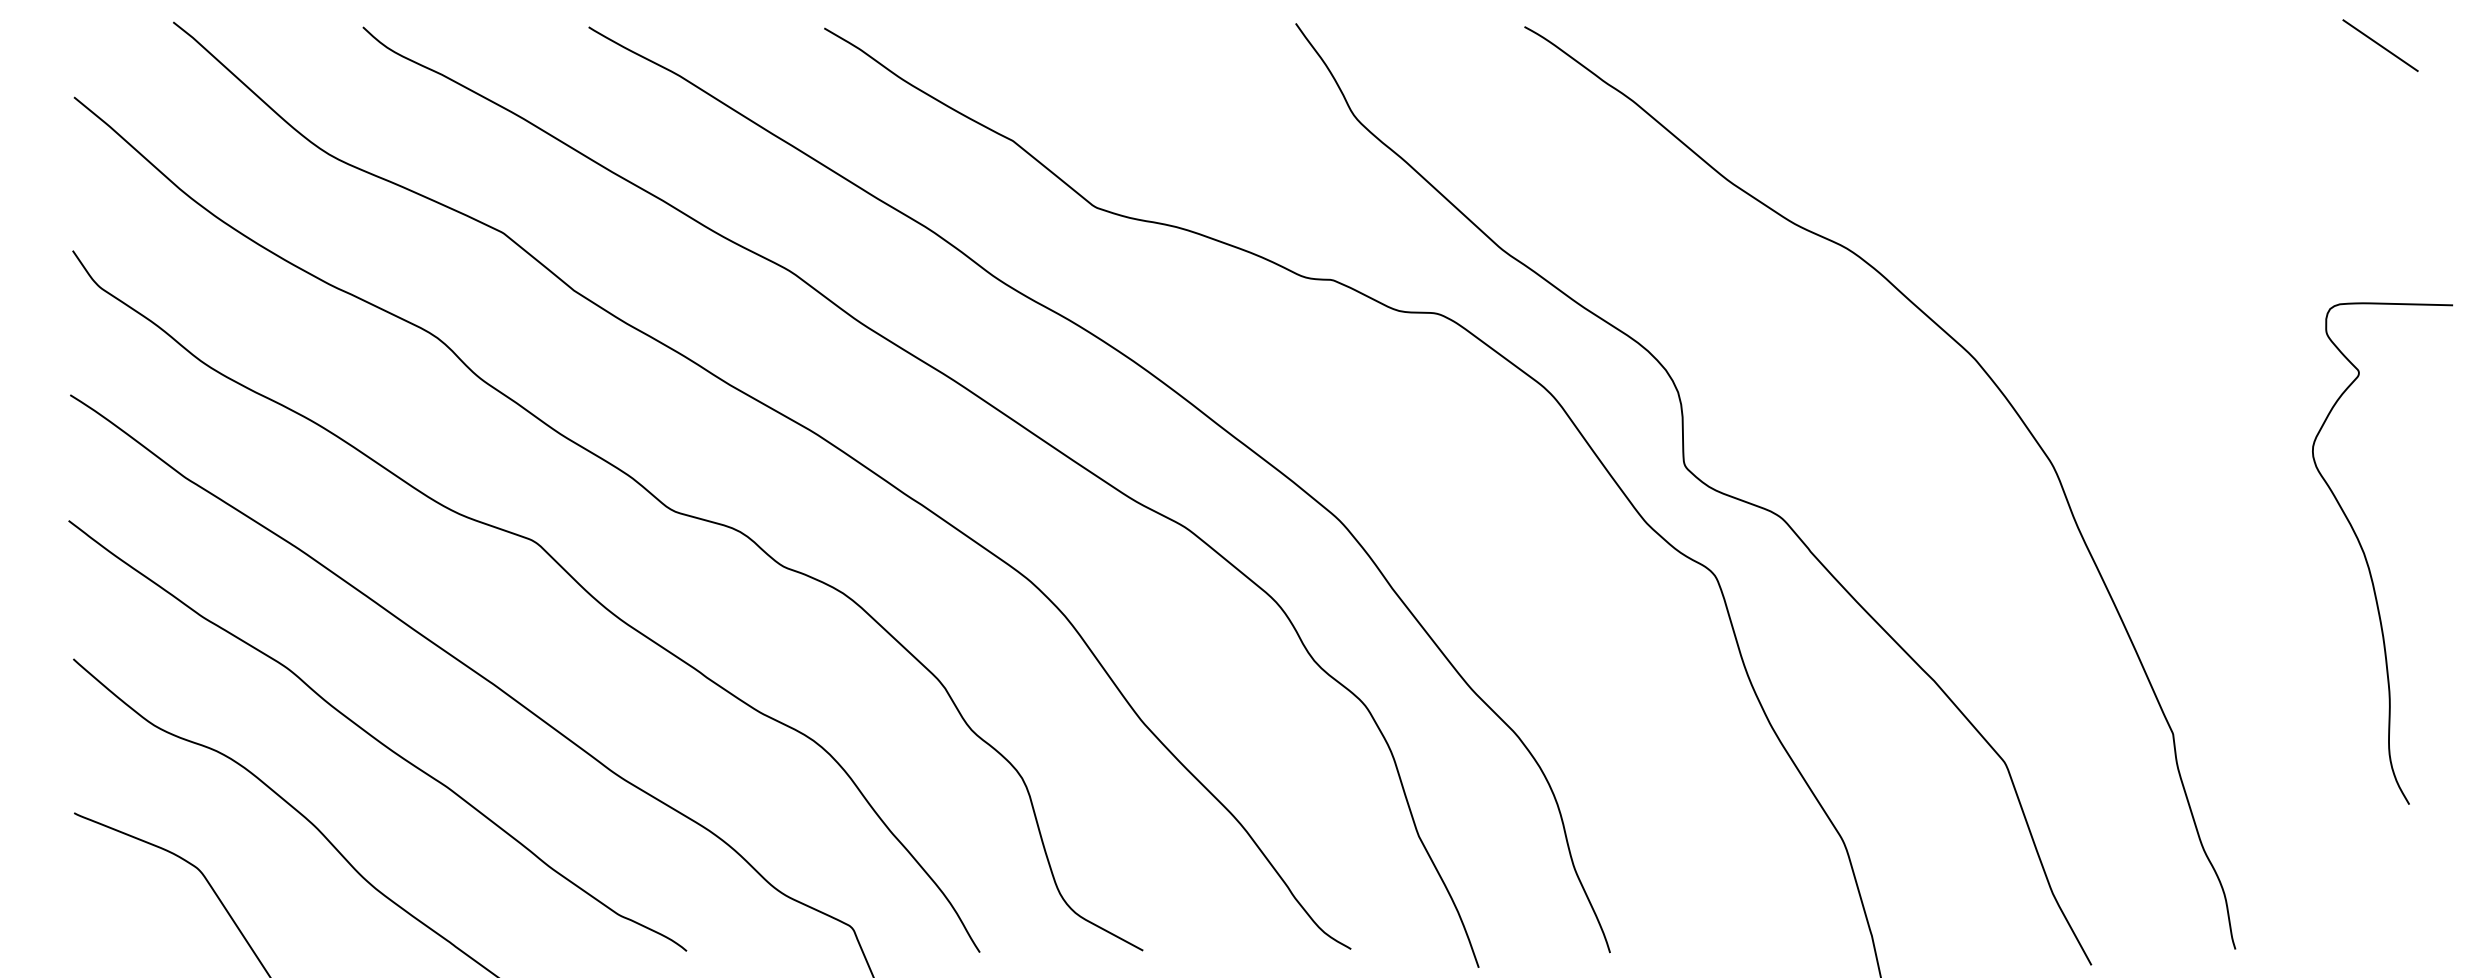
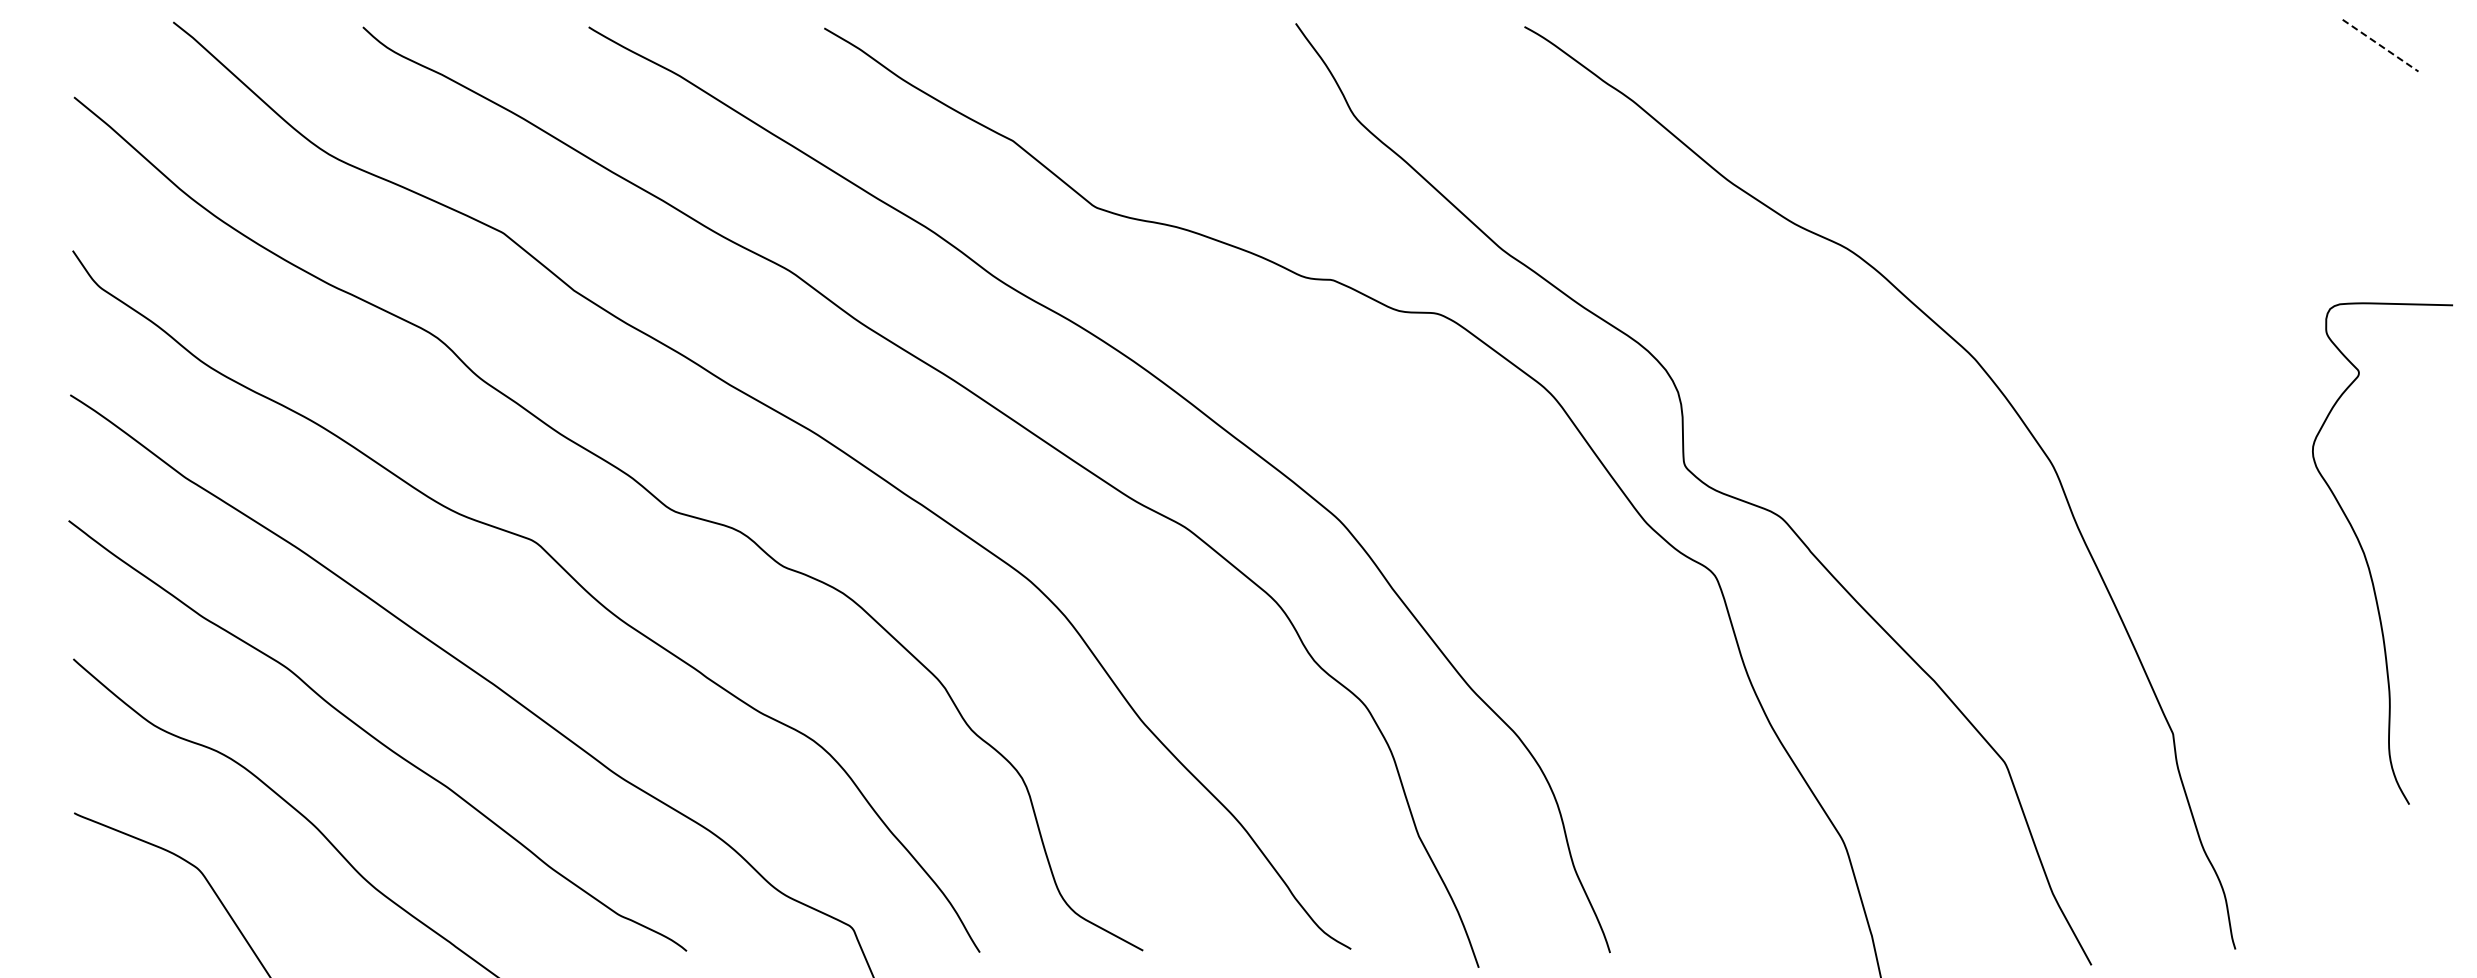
line: solid -> dashed (2380, 45)
